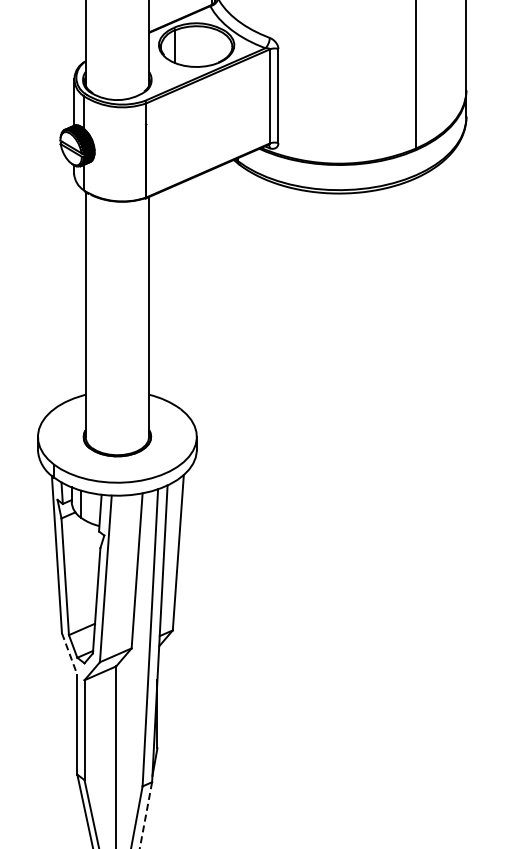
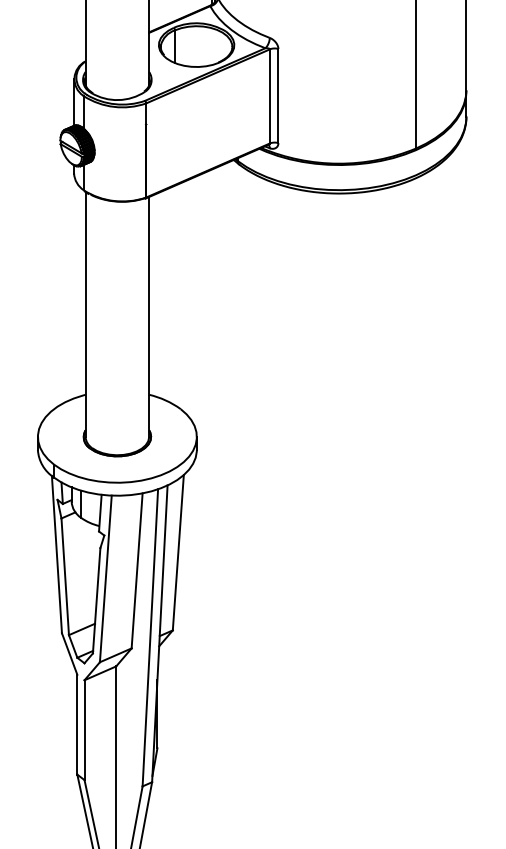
line: dashed -> solid (69, 654)
line: dashed -> solid (145, 815)
